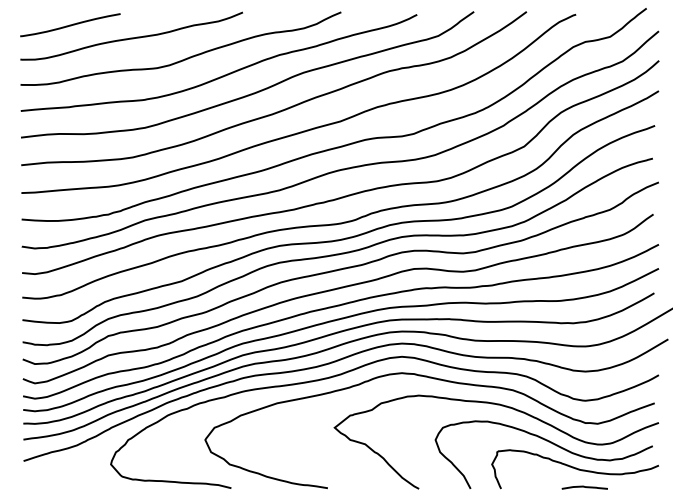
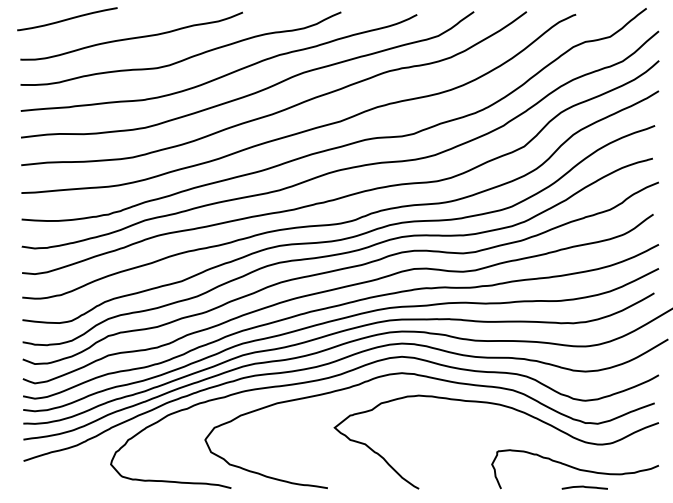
curve position: (70, 25) -> (67, 19) (67, 19)
curve: present -> none (548, 442)
